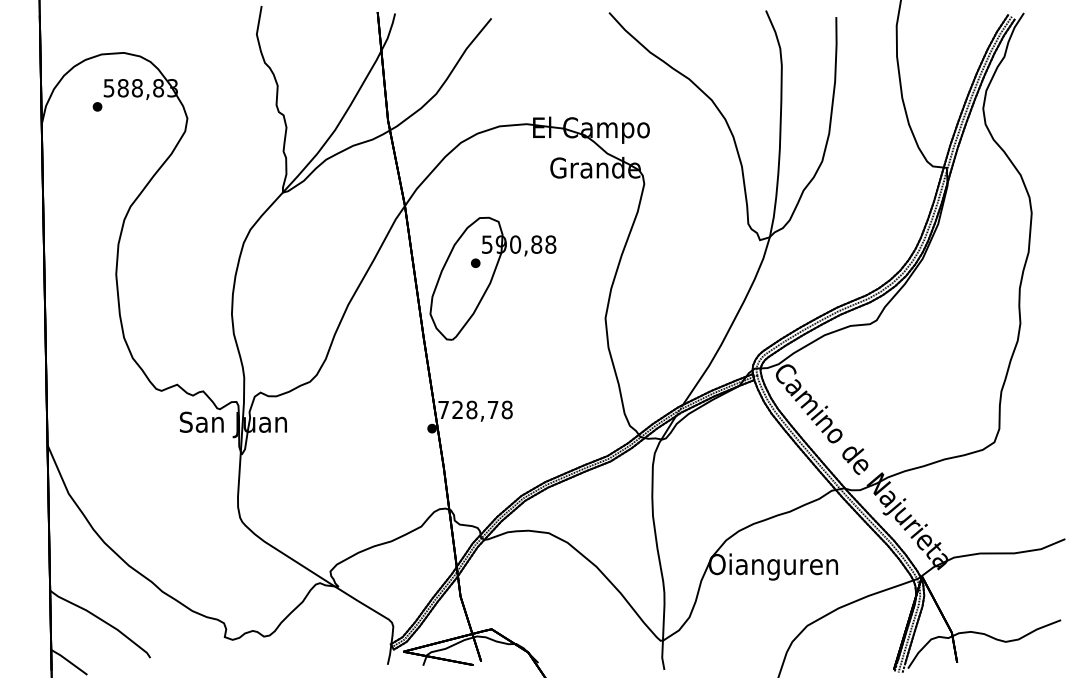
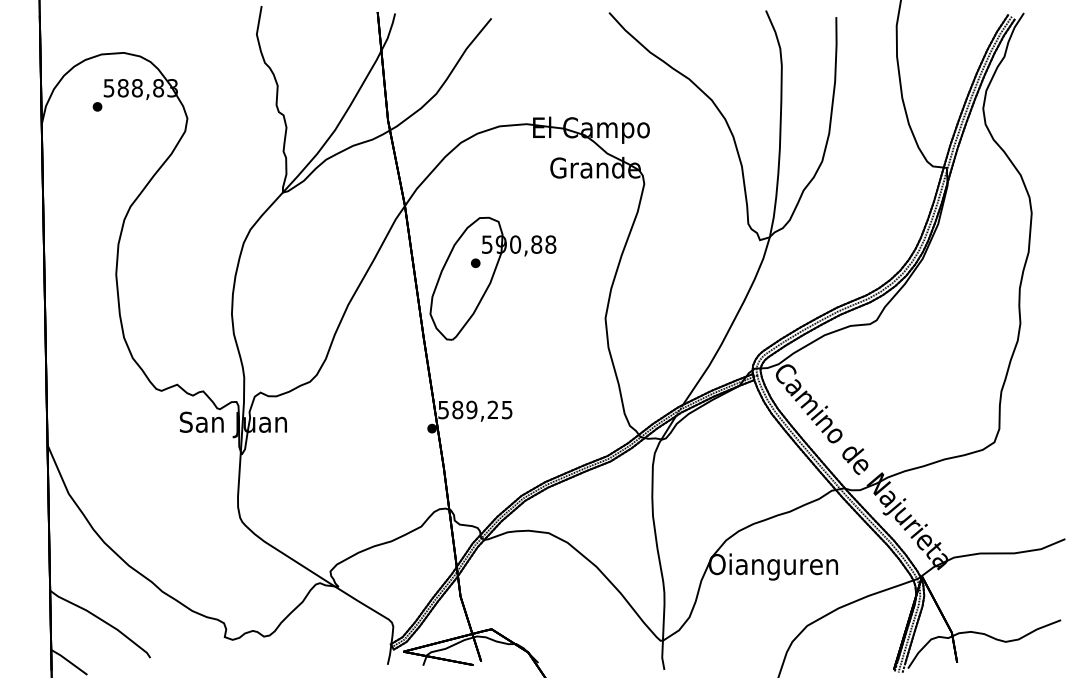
text: 728,78 -> 589,25 (475, 409)
